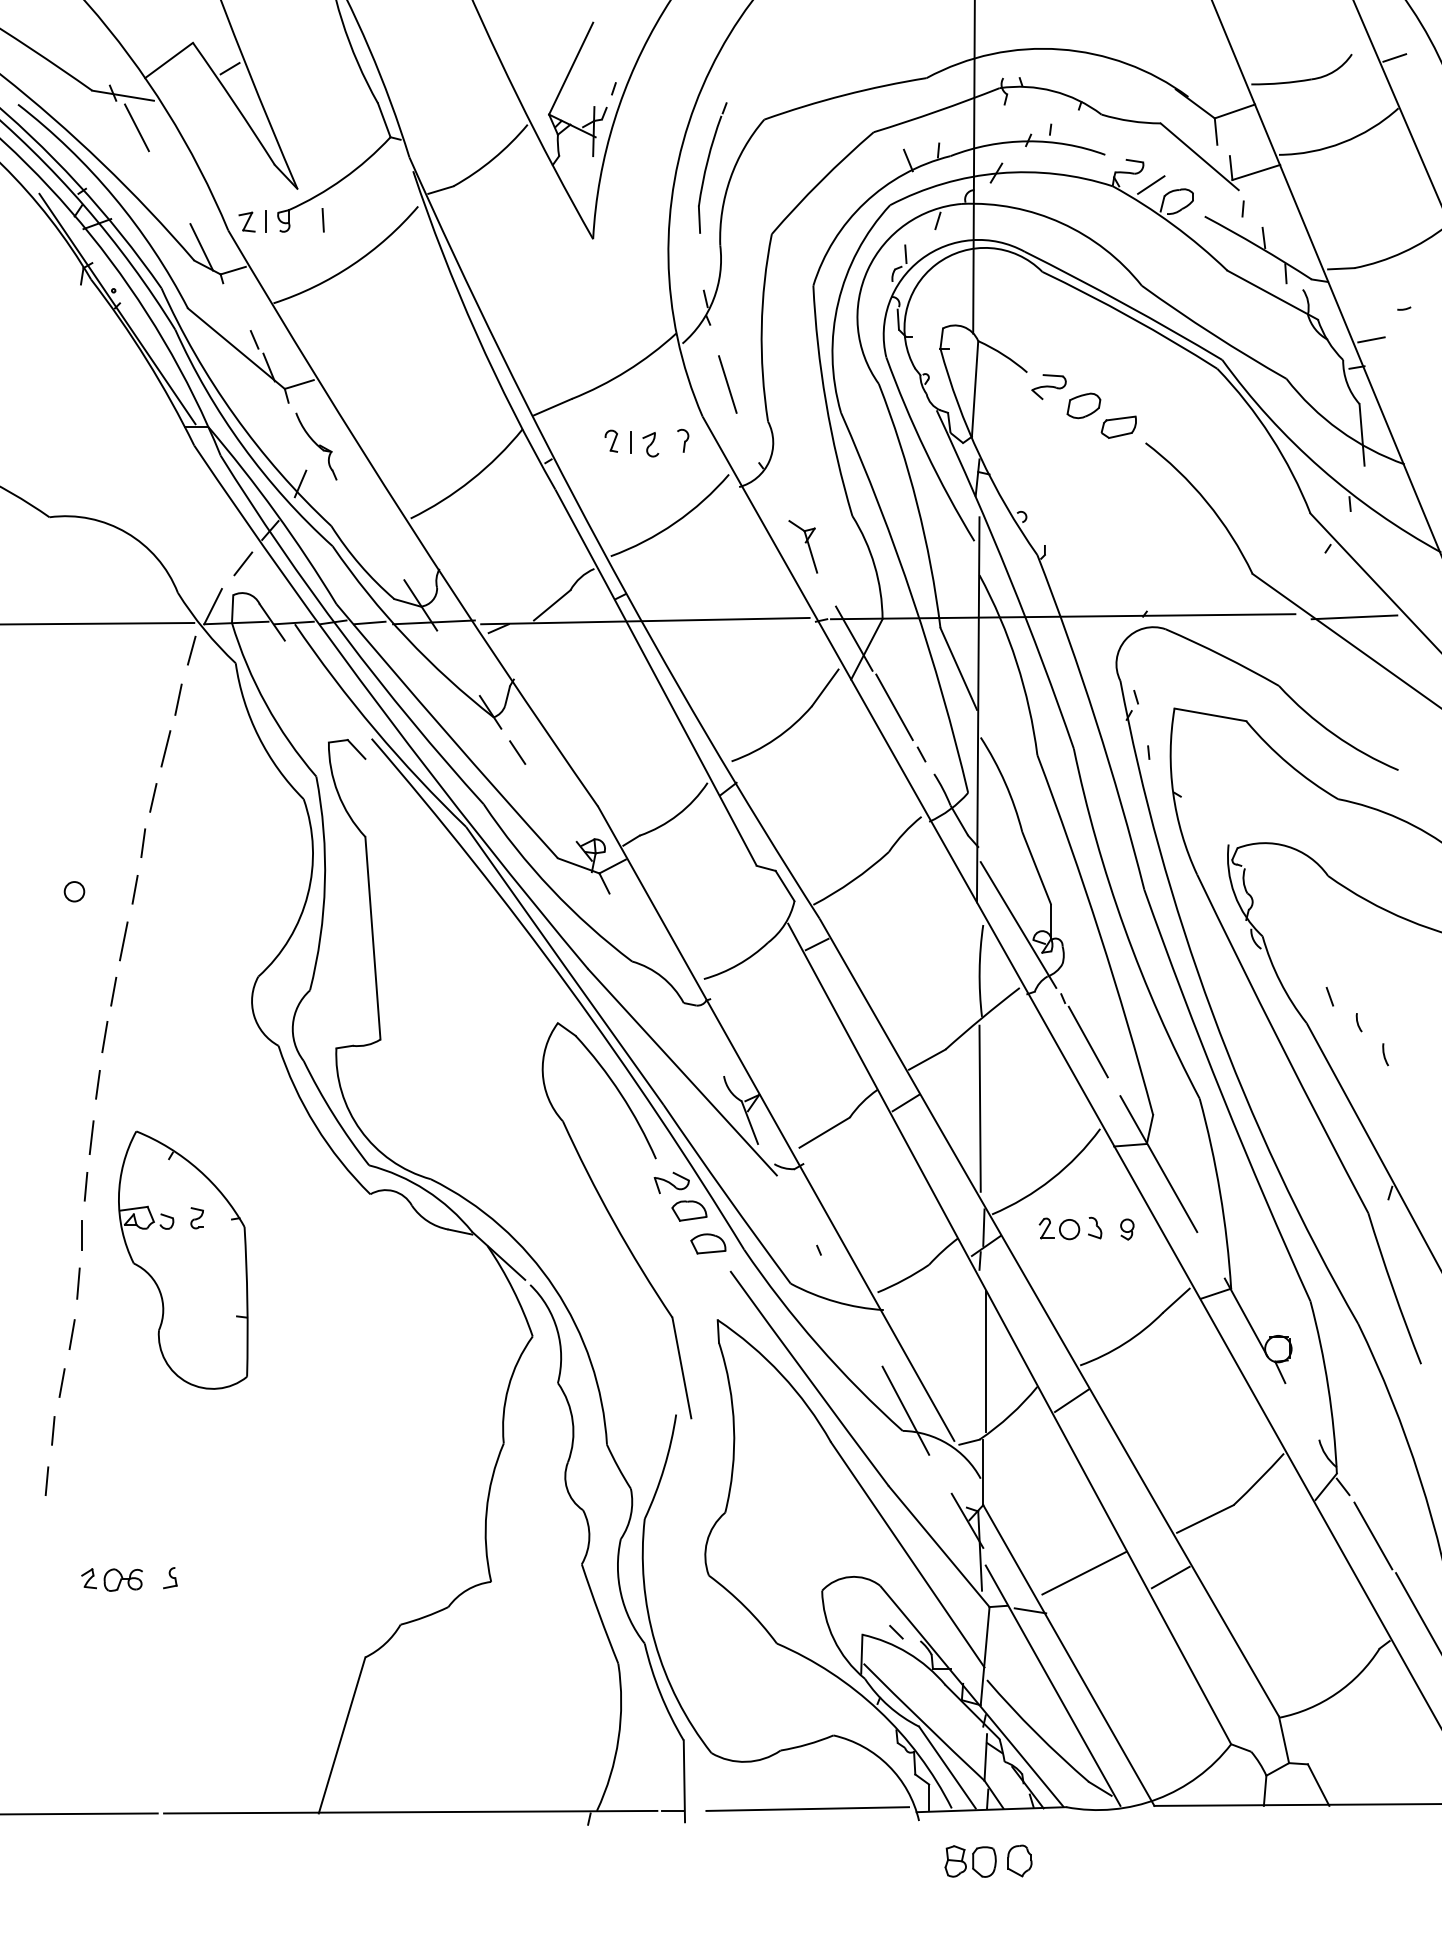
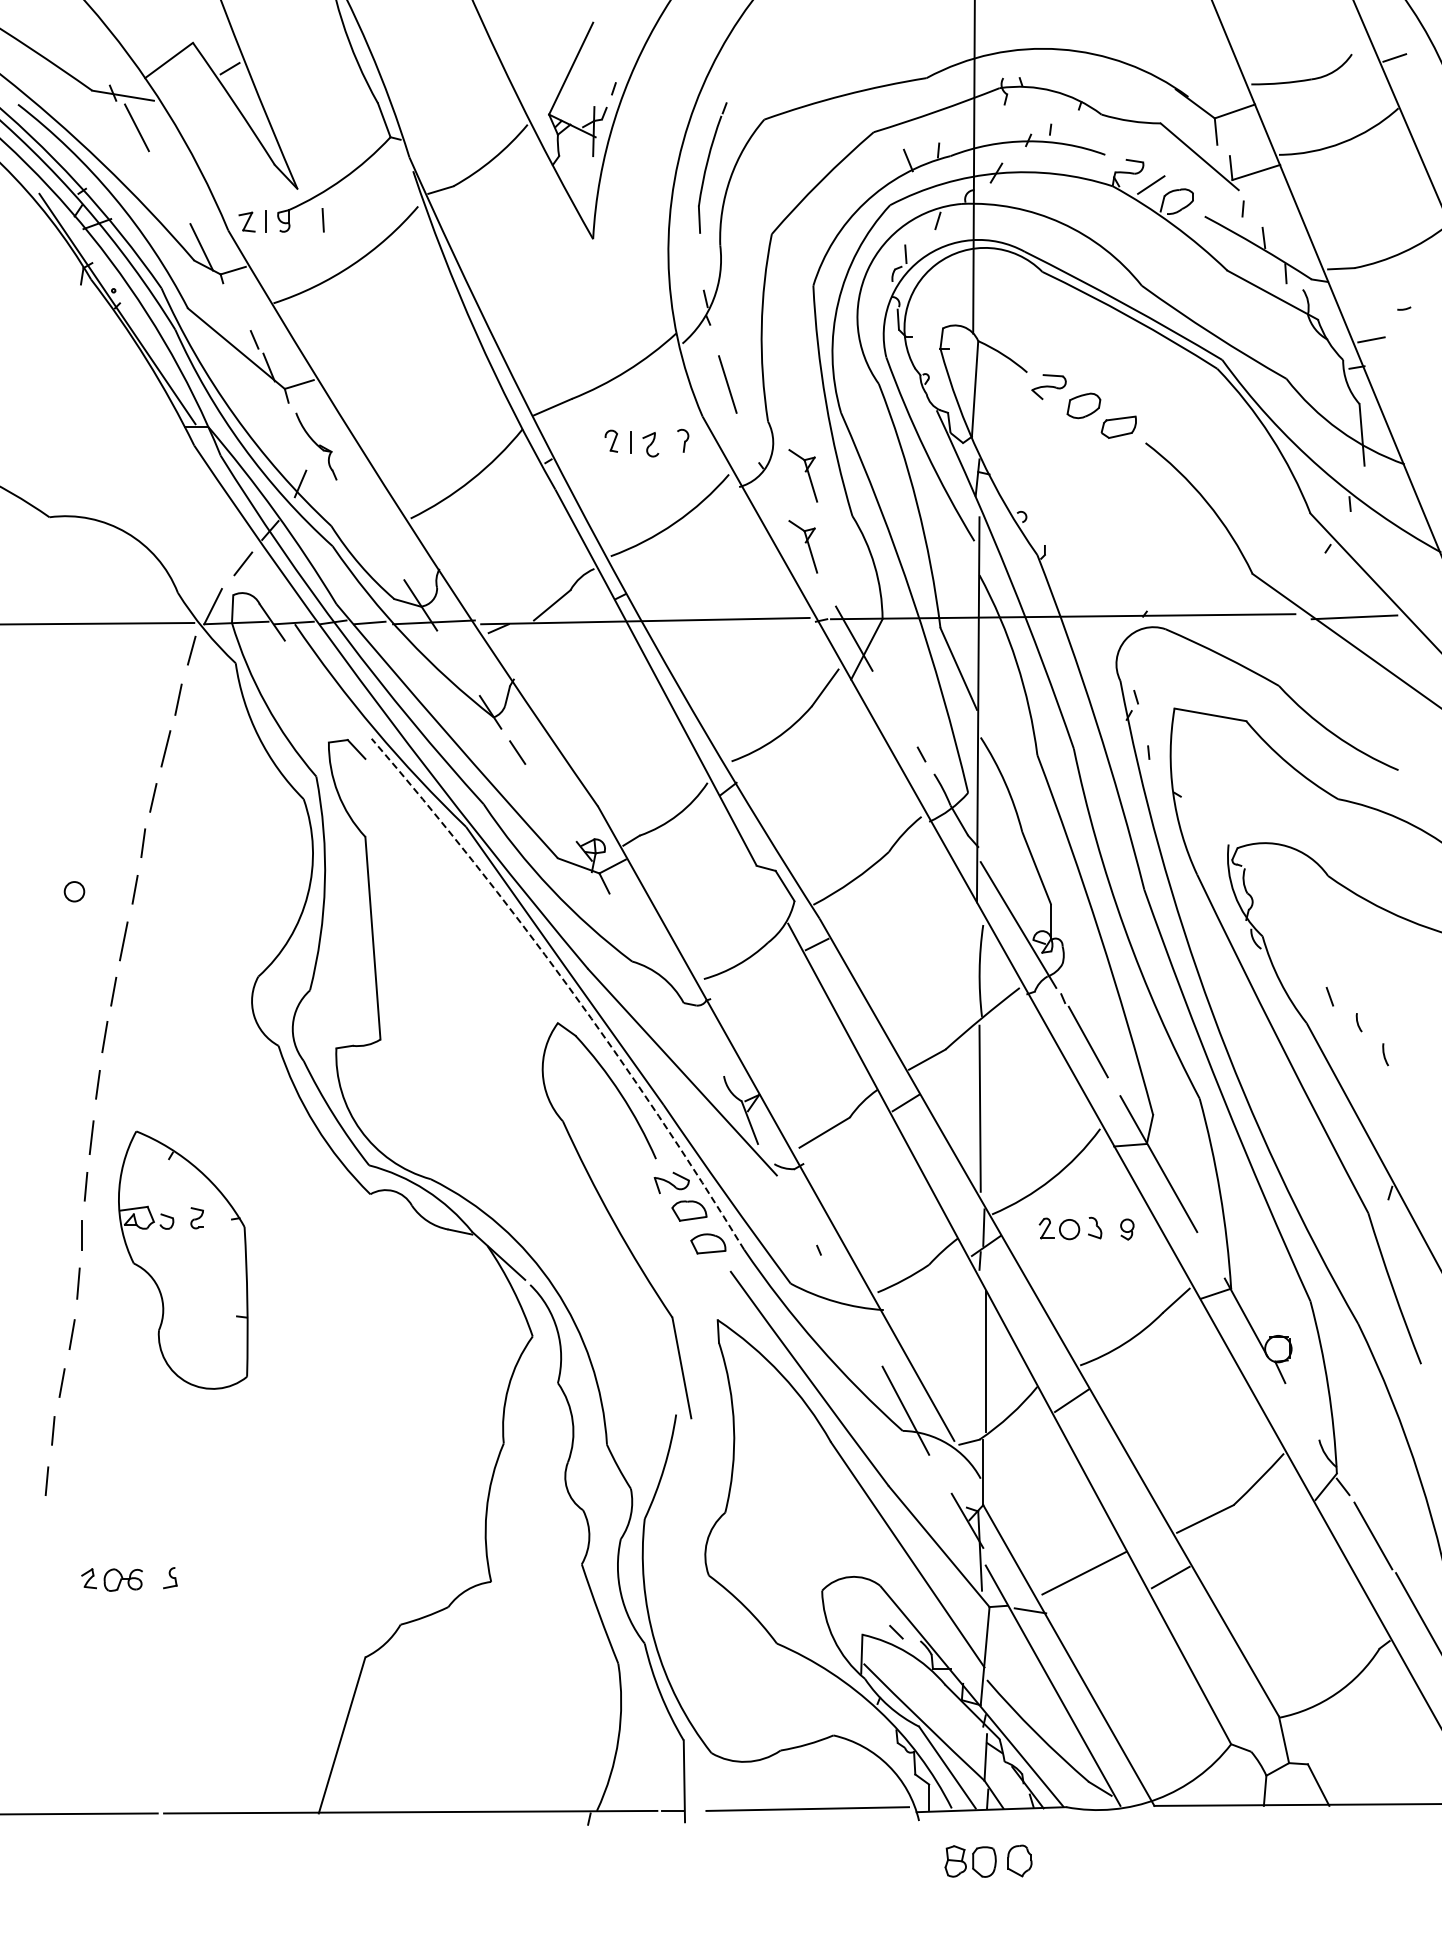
part: none -> present (803, 475)
line: present -> none (894, 707)
arc: solid -> dashed (568, 986)
